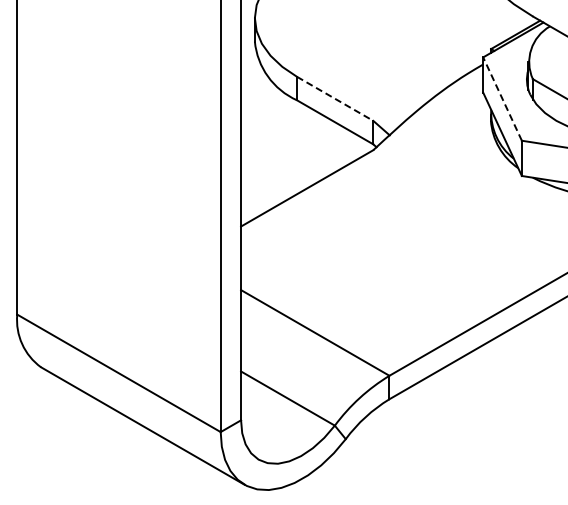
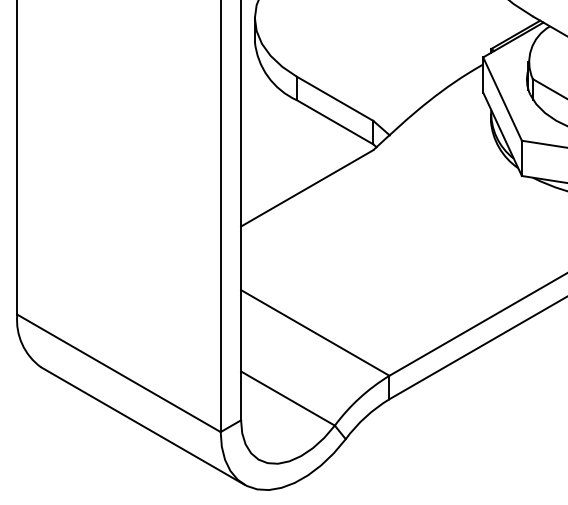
line: dashed -> solid (335, 99)
line: dashed -> solid (502, 99)
